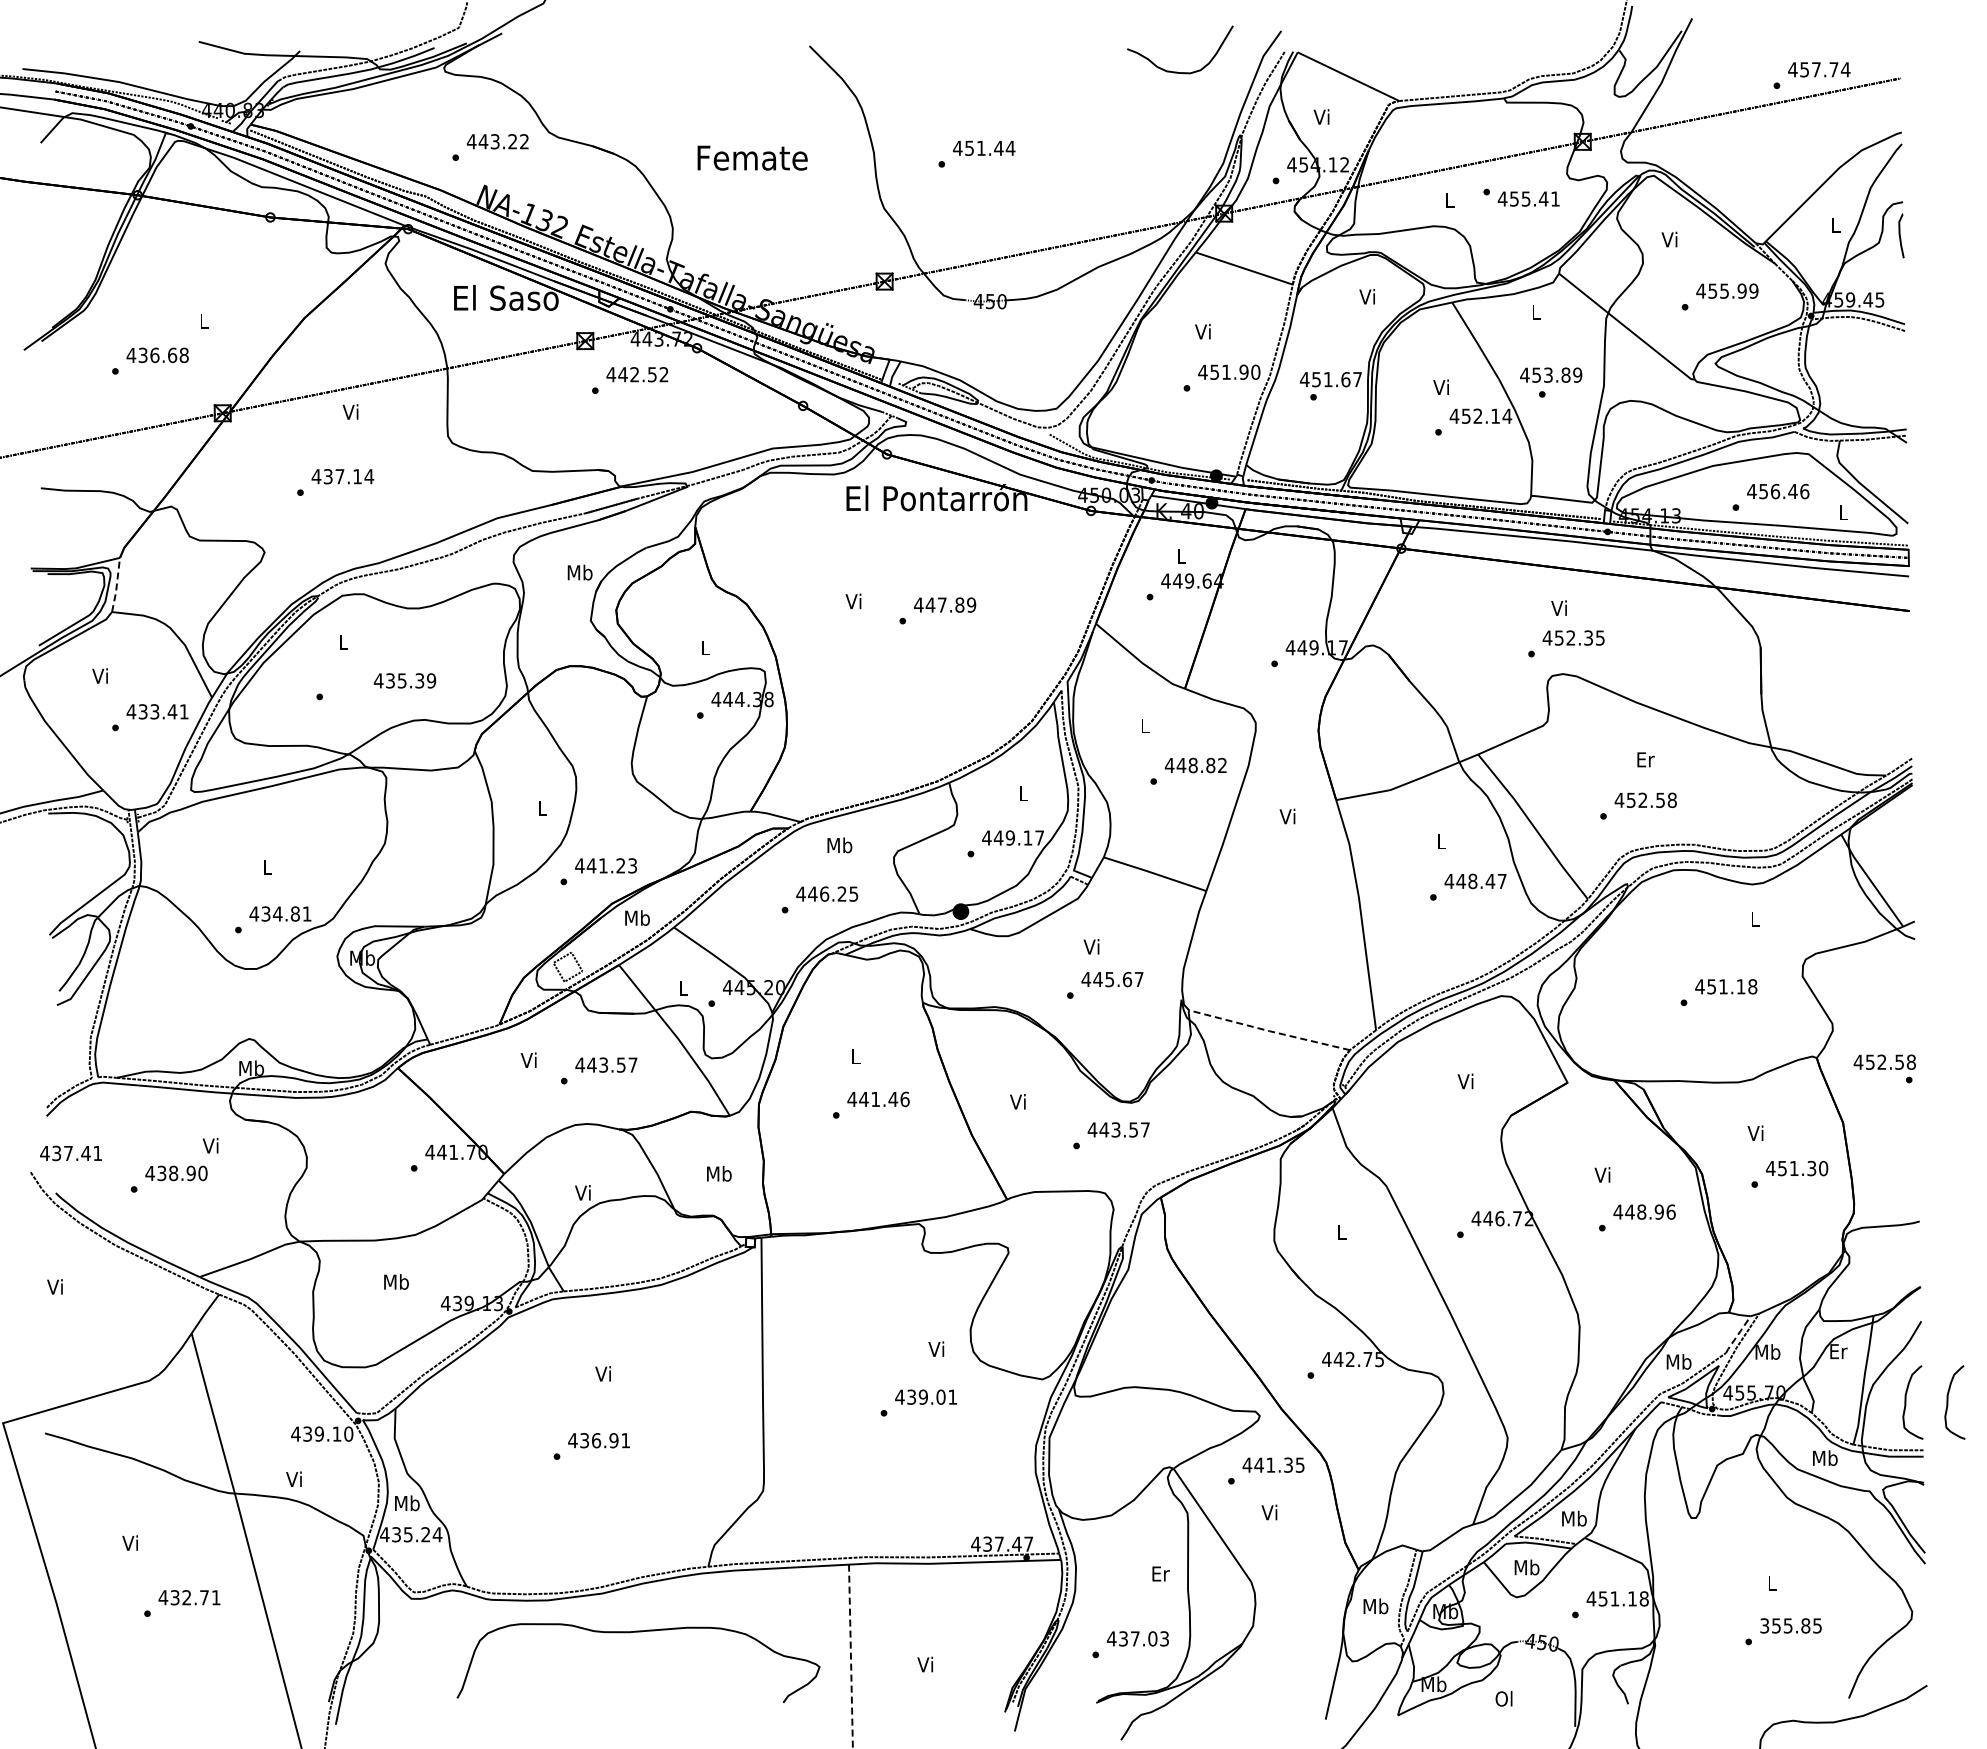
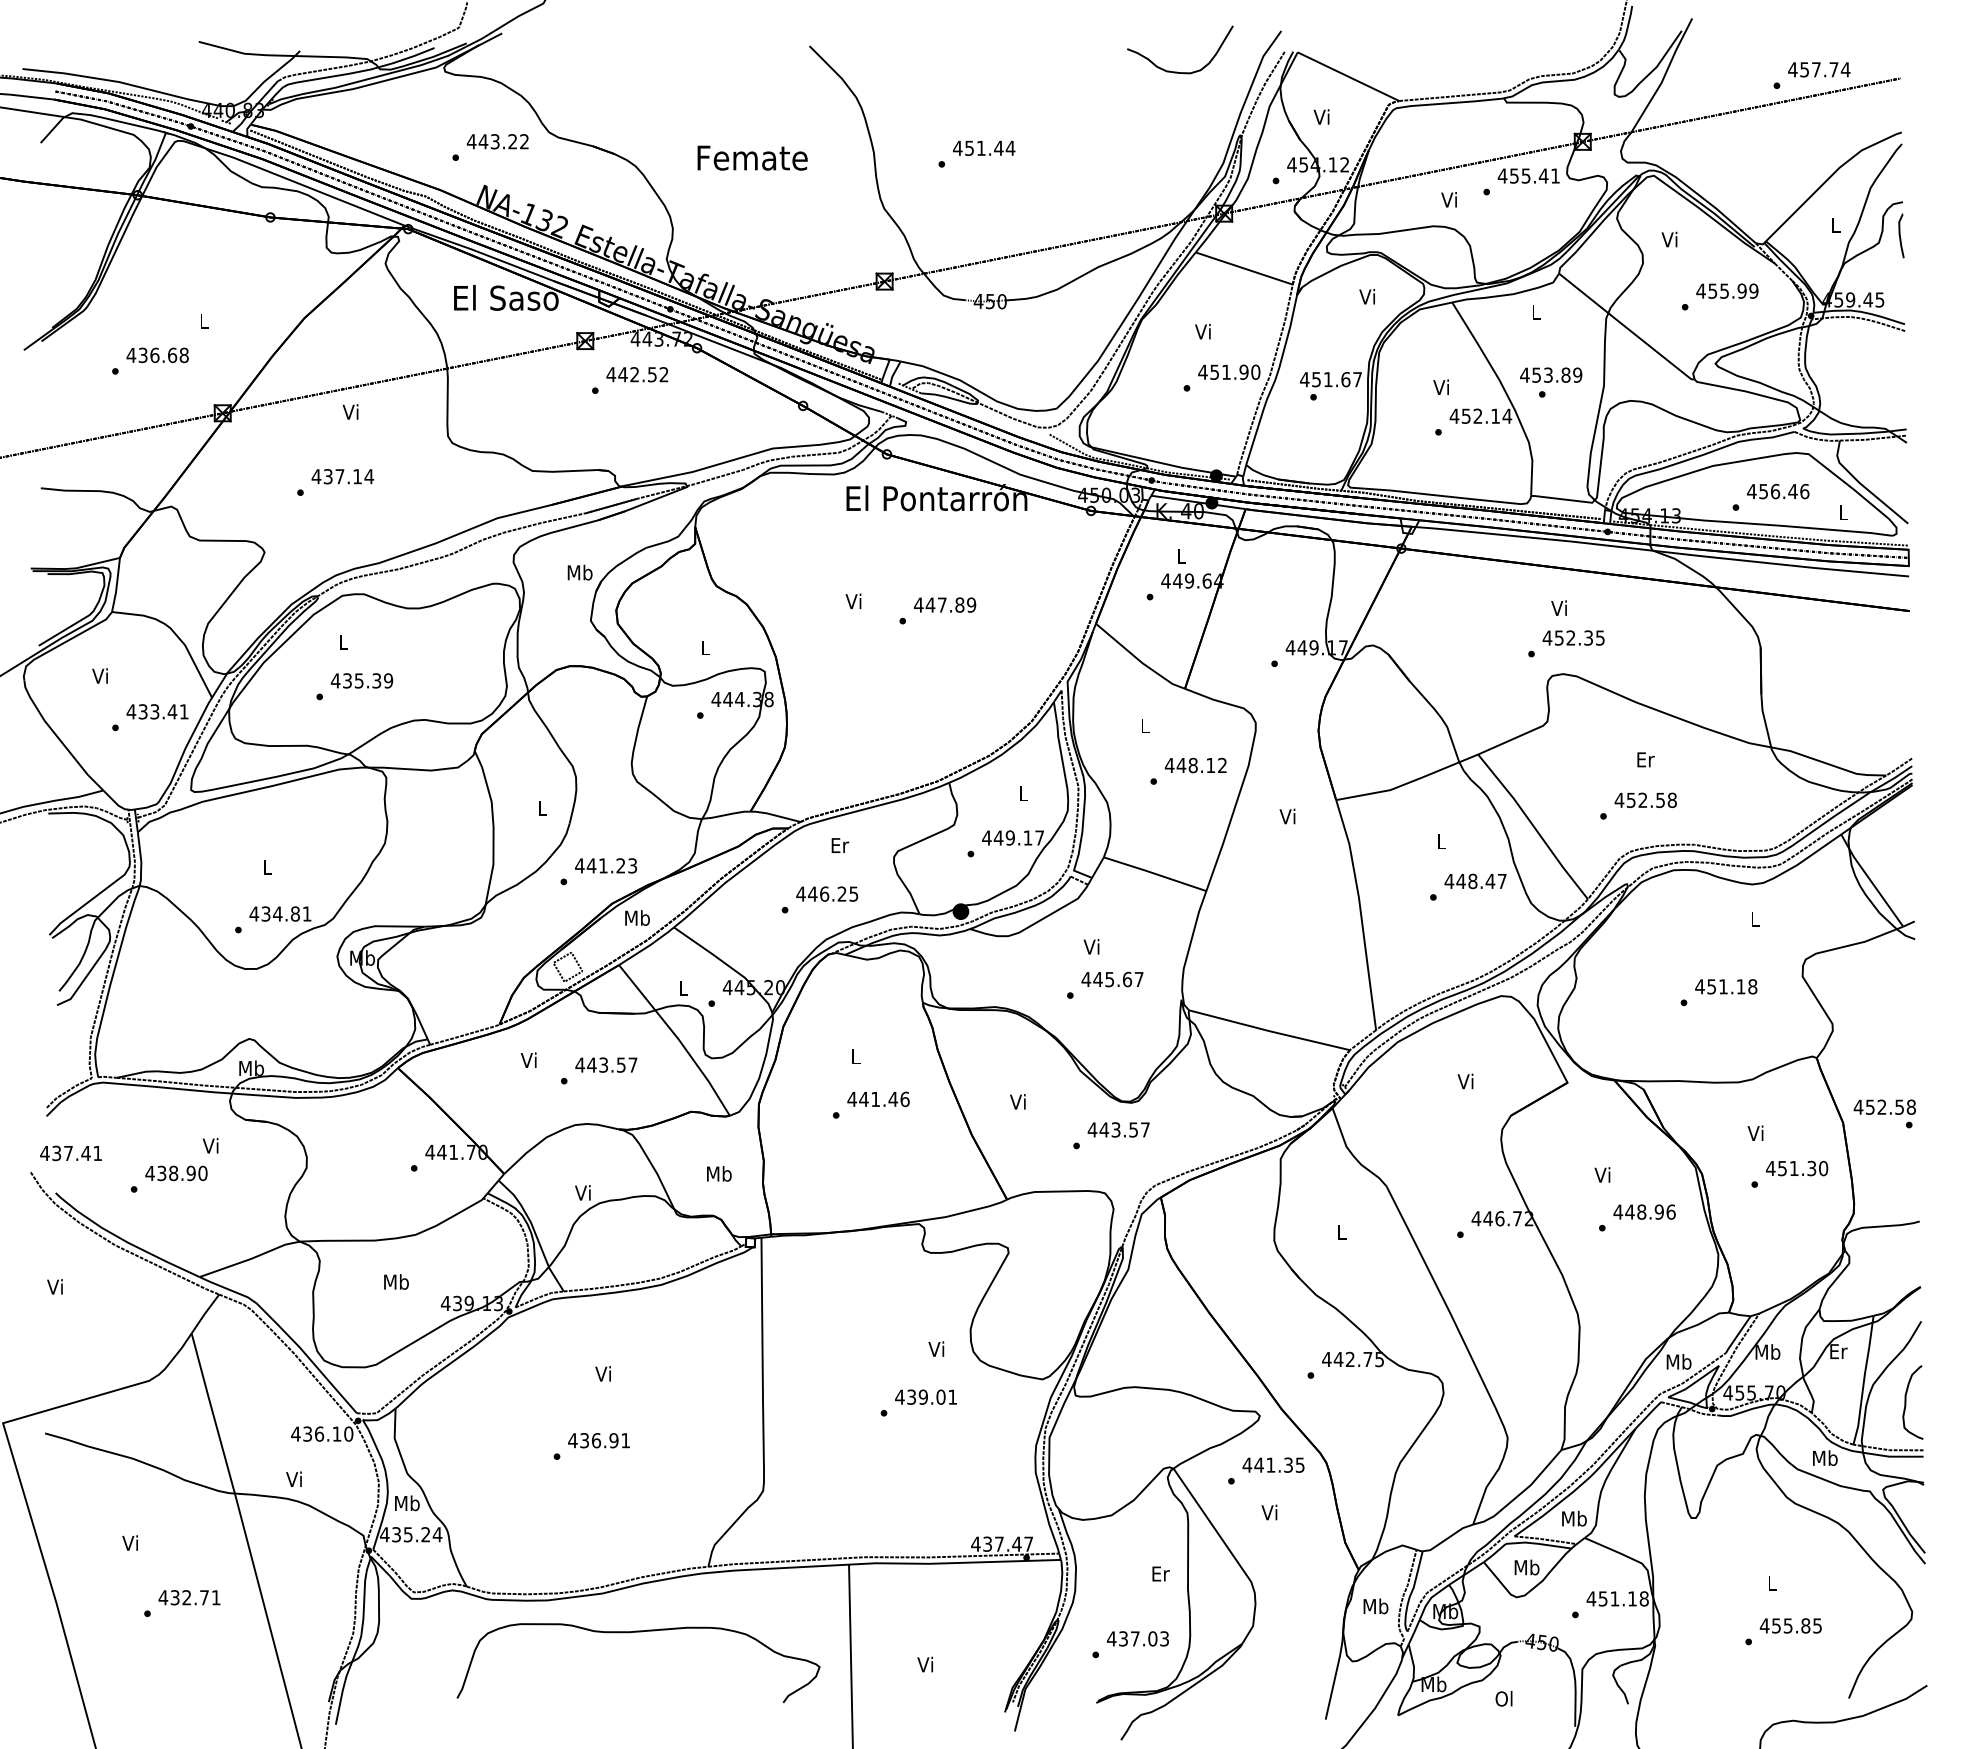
text position: (1528, 198) -> (1528, 175) (1528, 175)
text: L -> Vi (1448, 199)
line: dashed -> solid (116, 585)
text position: (404, 680) -> (361, 680) (361, 680)
text: 448.82 -> 448.12 (1210, 765)
text: Mb -> Er (839, 845)
line: dashed -> solid (1269, 1031)
text position: (1884, 1068) -> (1884, 1113) (1884, 1113)
line: dashed -> solid (1738, 1334)
curve: present -> none (1948, 1402)
text: 439.10 -> 436.10 (319, 1433)
text: 355.85 -> 455.85 (1764, 1625)
line: dashed -> solid (850, 1656)
